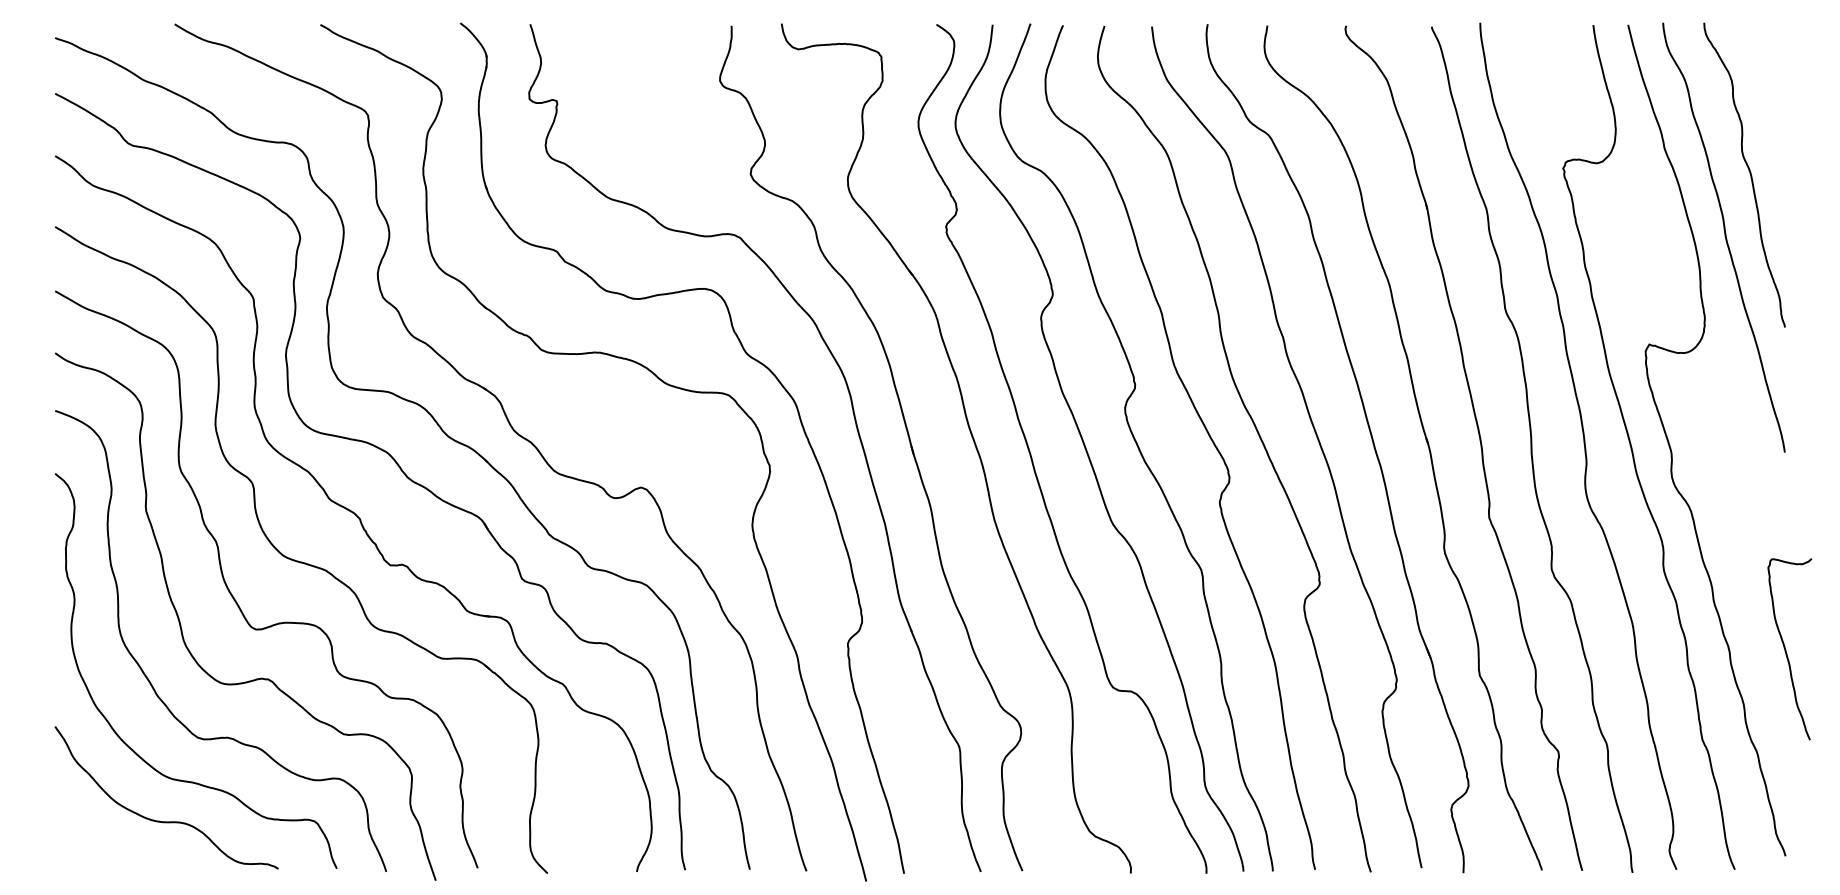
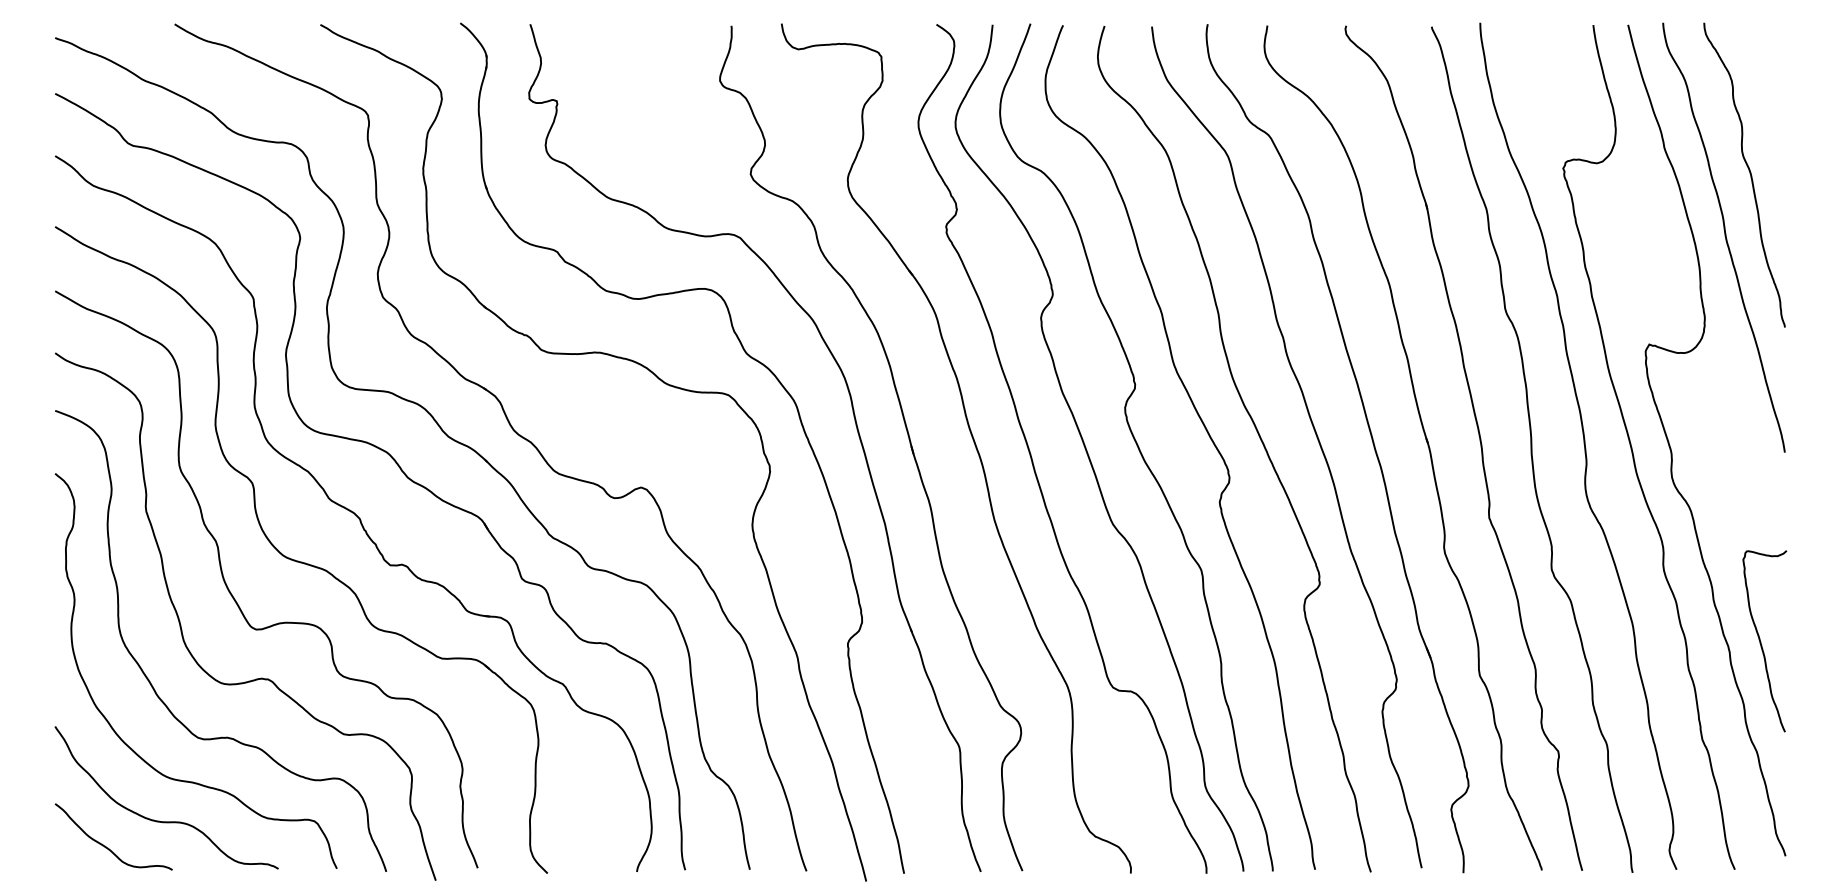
curve position: (1786, 649) -> (1761, 641) (1761, 641)
curve: none -> present (105, 845)
